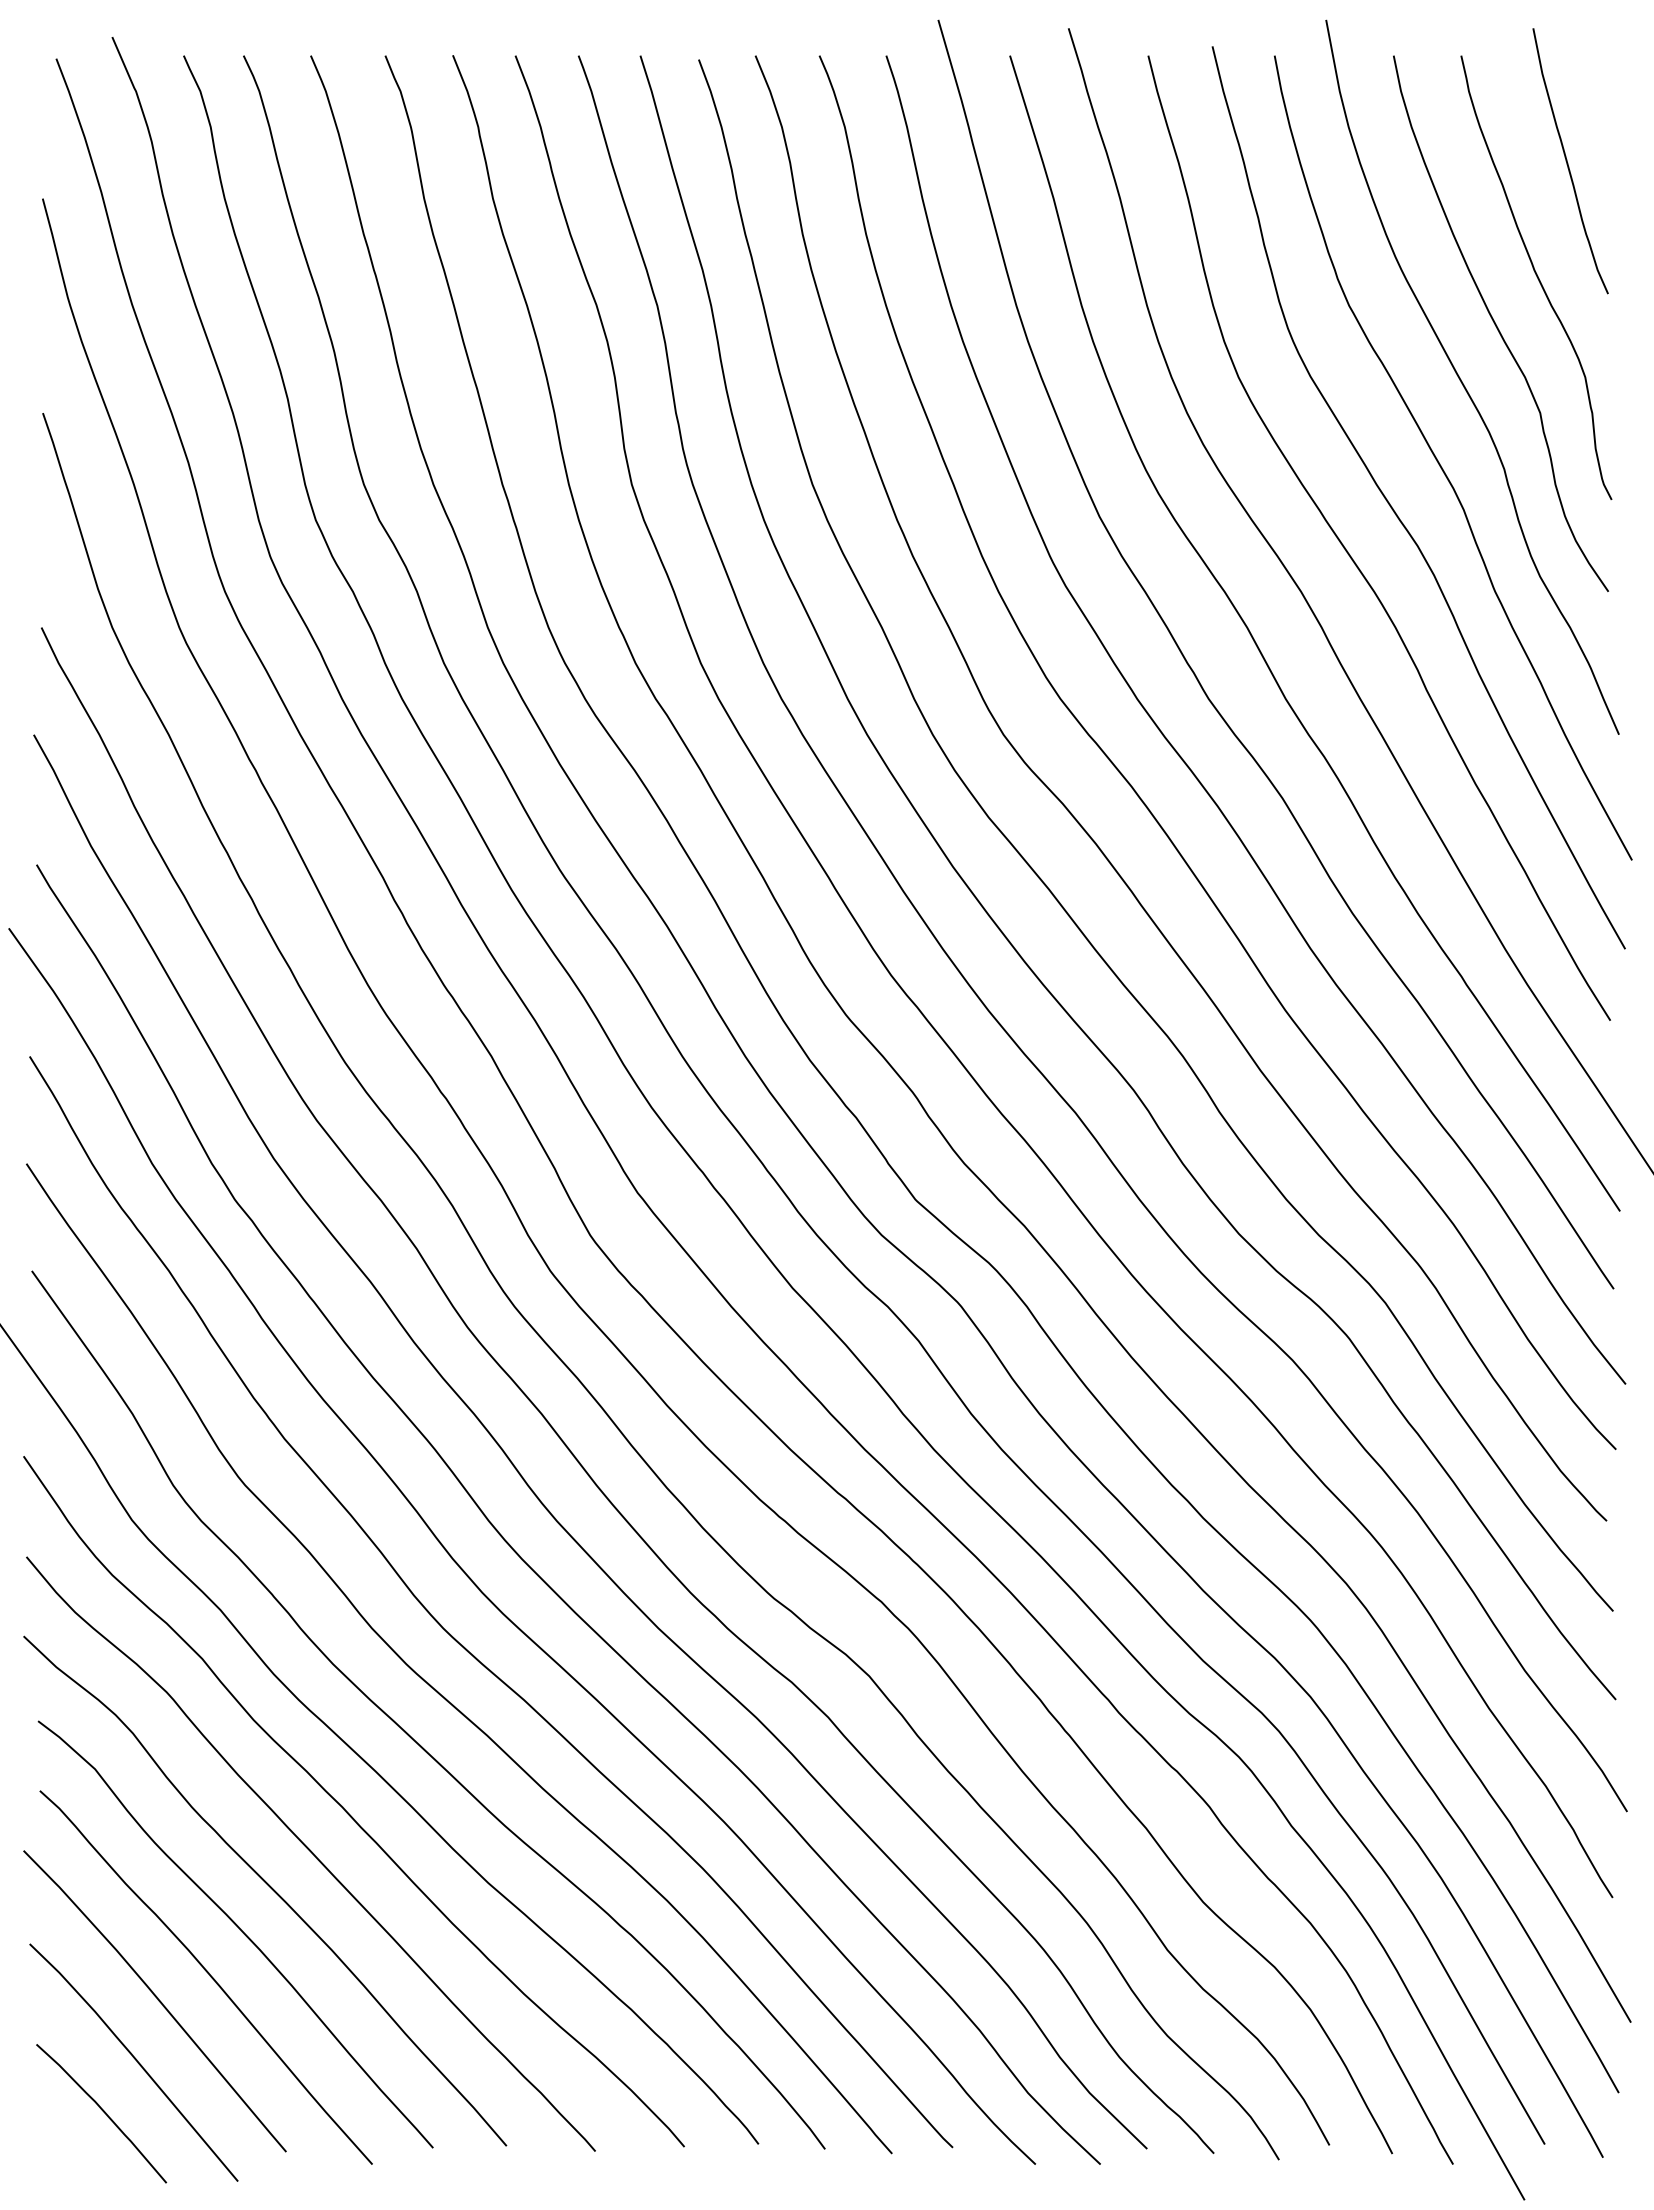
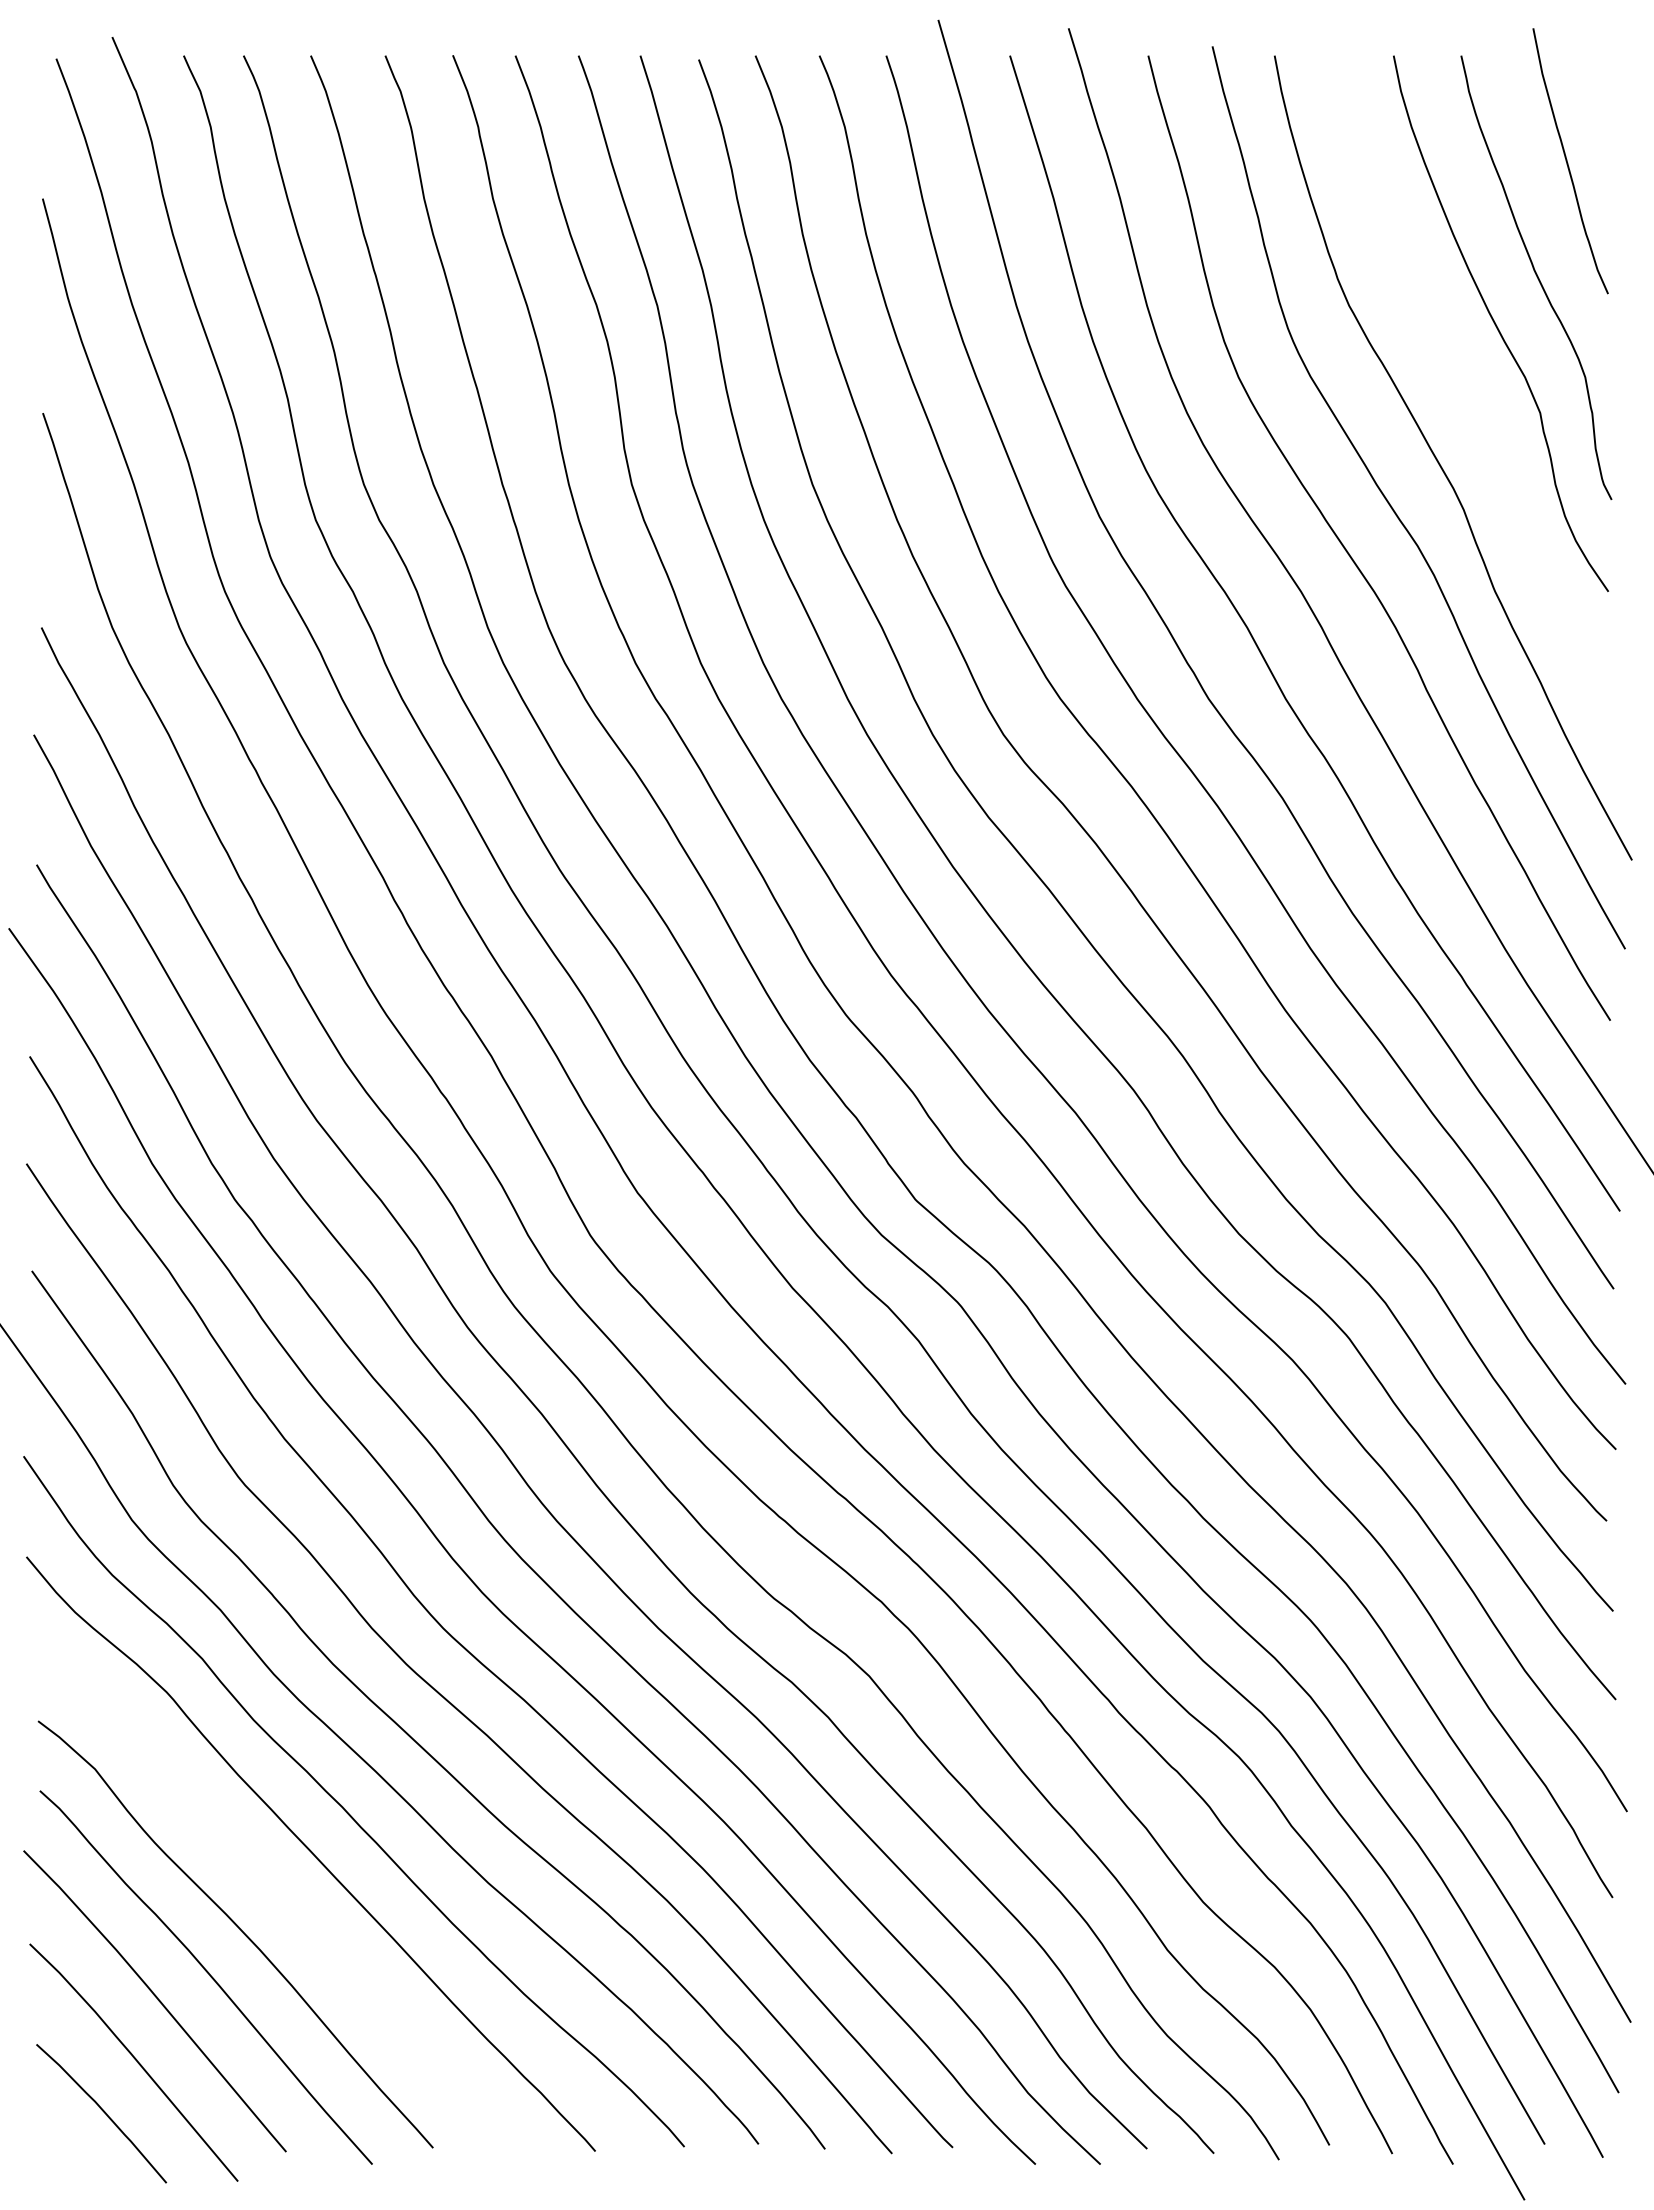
curve: present -> none (1462, 381)
curve: present -> none (268, 1886)
